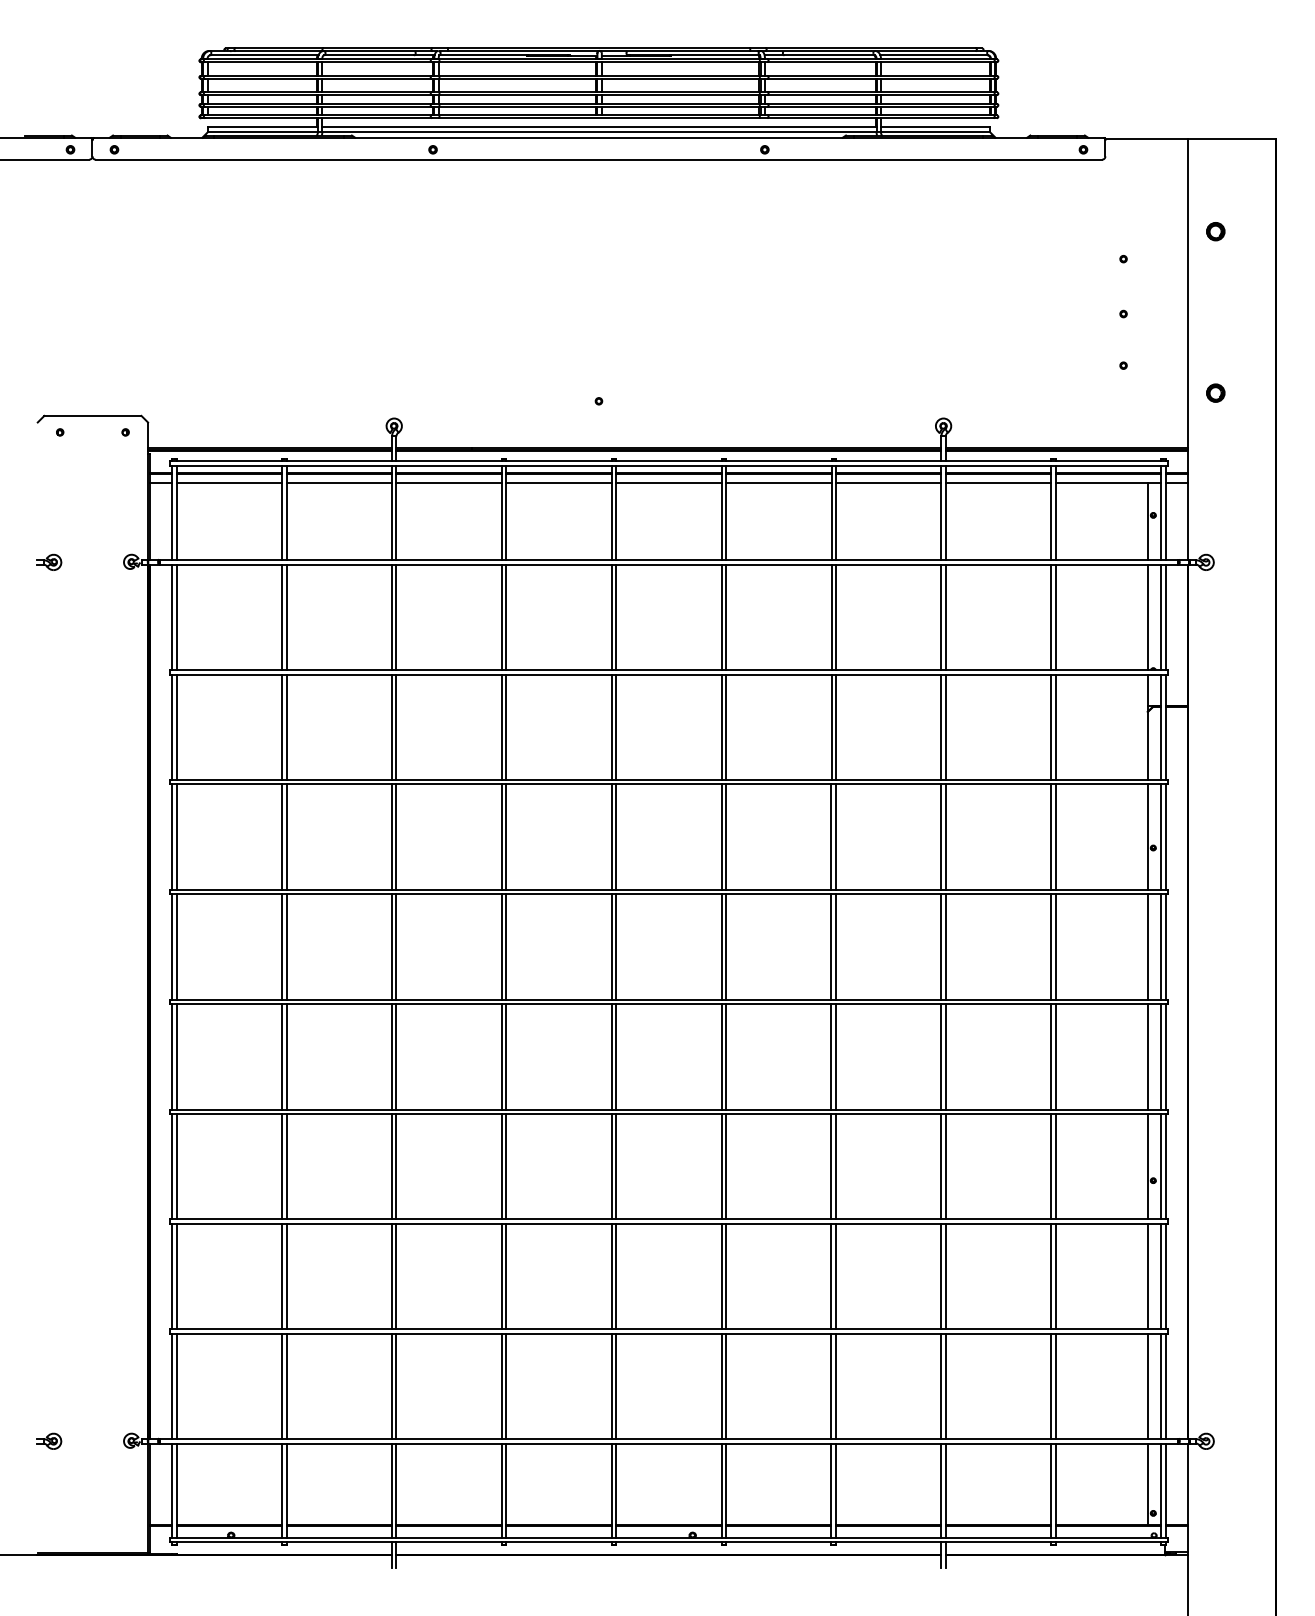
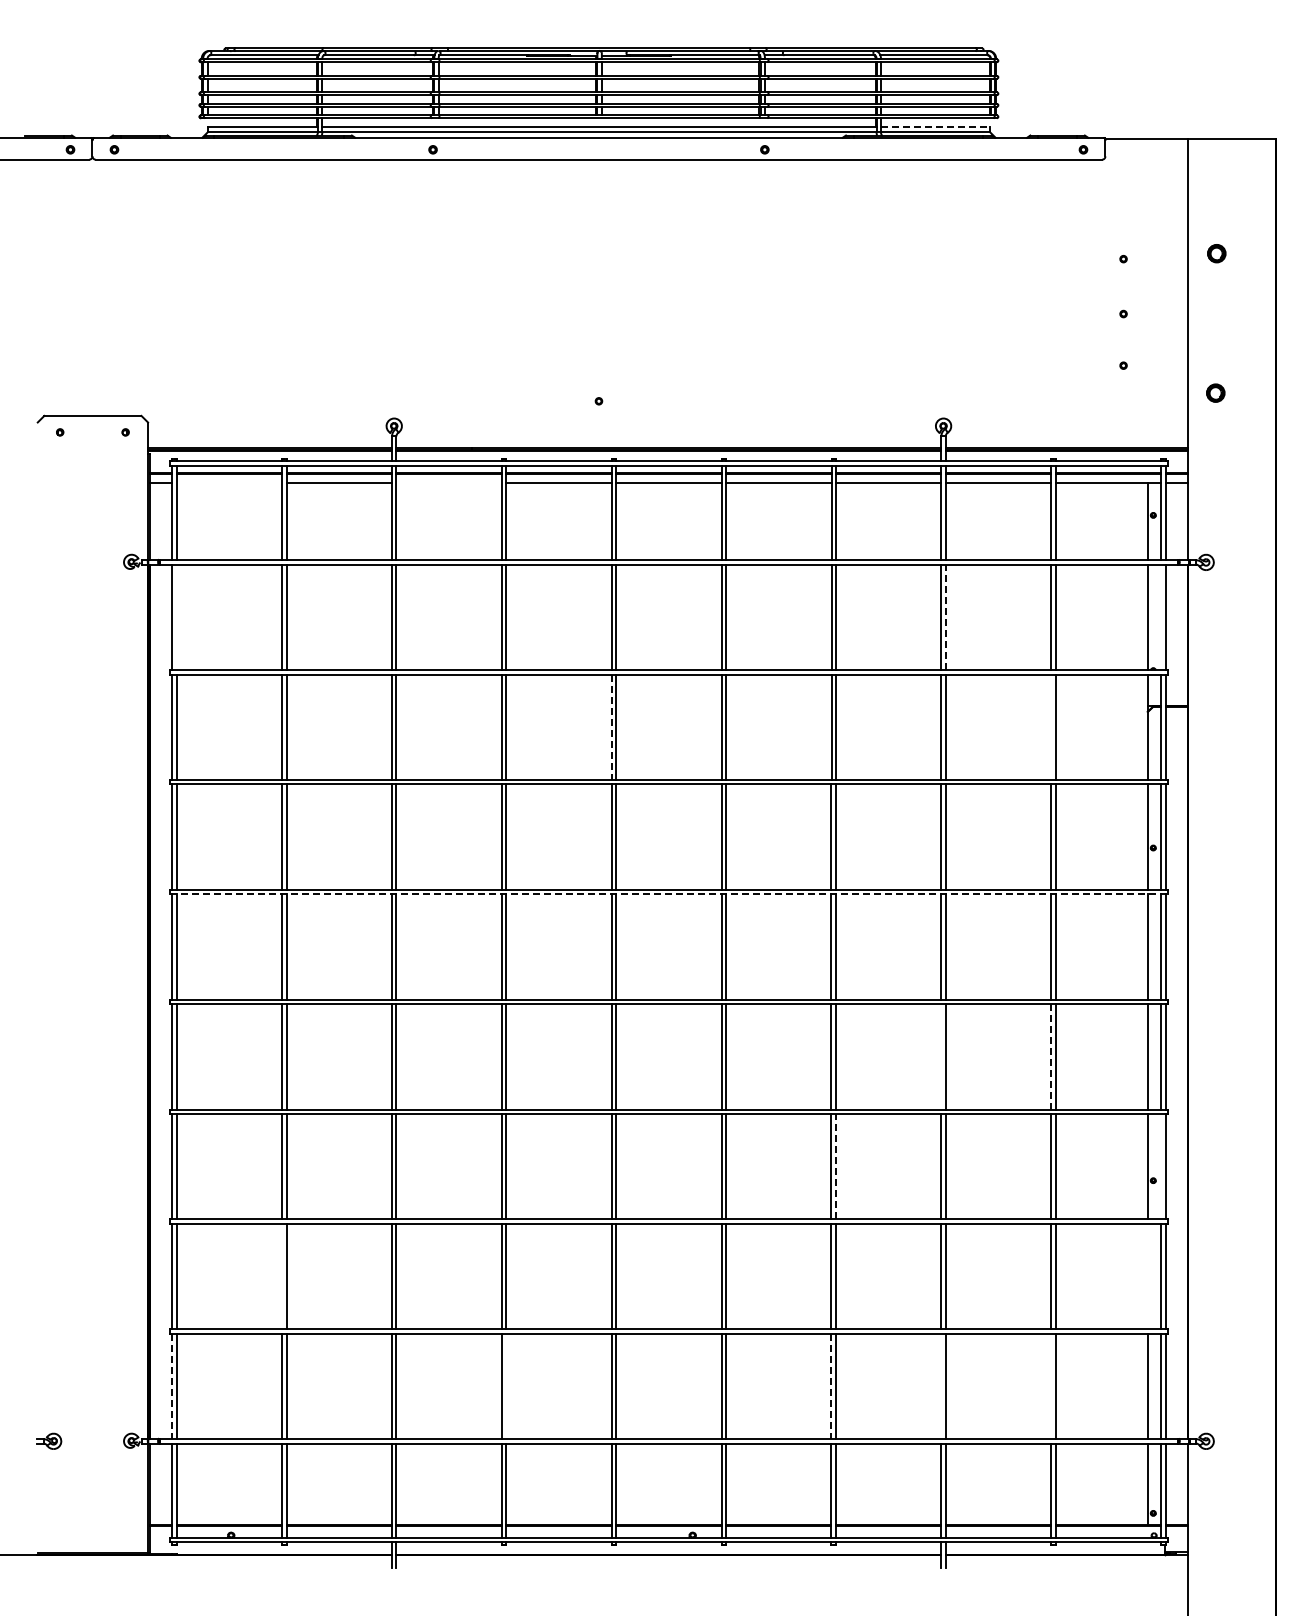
line: solid -> dashed (935, 126)
part position: (1215, 231) -> (1216, 253) (1216, 253)
line: present -> none (229, 482)
line: present -> none (448, 482)
part: present -> none (49, 561)
line: present -> none (176, 617)
line: solid -> dashed (945, 617)
line: present -> none (1161, 617)
line: present -> none (1051, 726)
line: solid -> dashed (611, 727)
line: solid -> dashed (668, 894)
line: present -> none (941, 1056)
line: solid -> dashed (1051, 1056)
line: solid -> dashed (835, 1166)
line: present -> none (1161, 1166)
line: present -> none (282, 1276)
line: present -> none (1147, 1276)
line: solid -> dashed (172, 1386)
line: present -> none (506, 1386)
line: solid -> dashed (831, 1386)
line: present -> none (941, 1386)
line: present -> none (1051, 1386)
